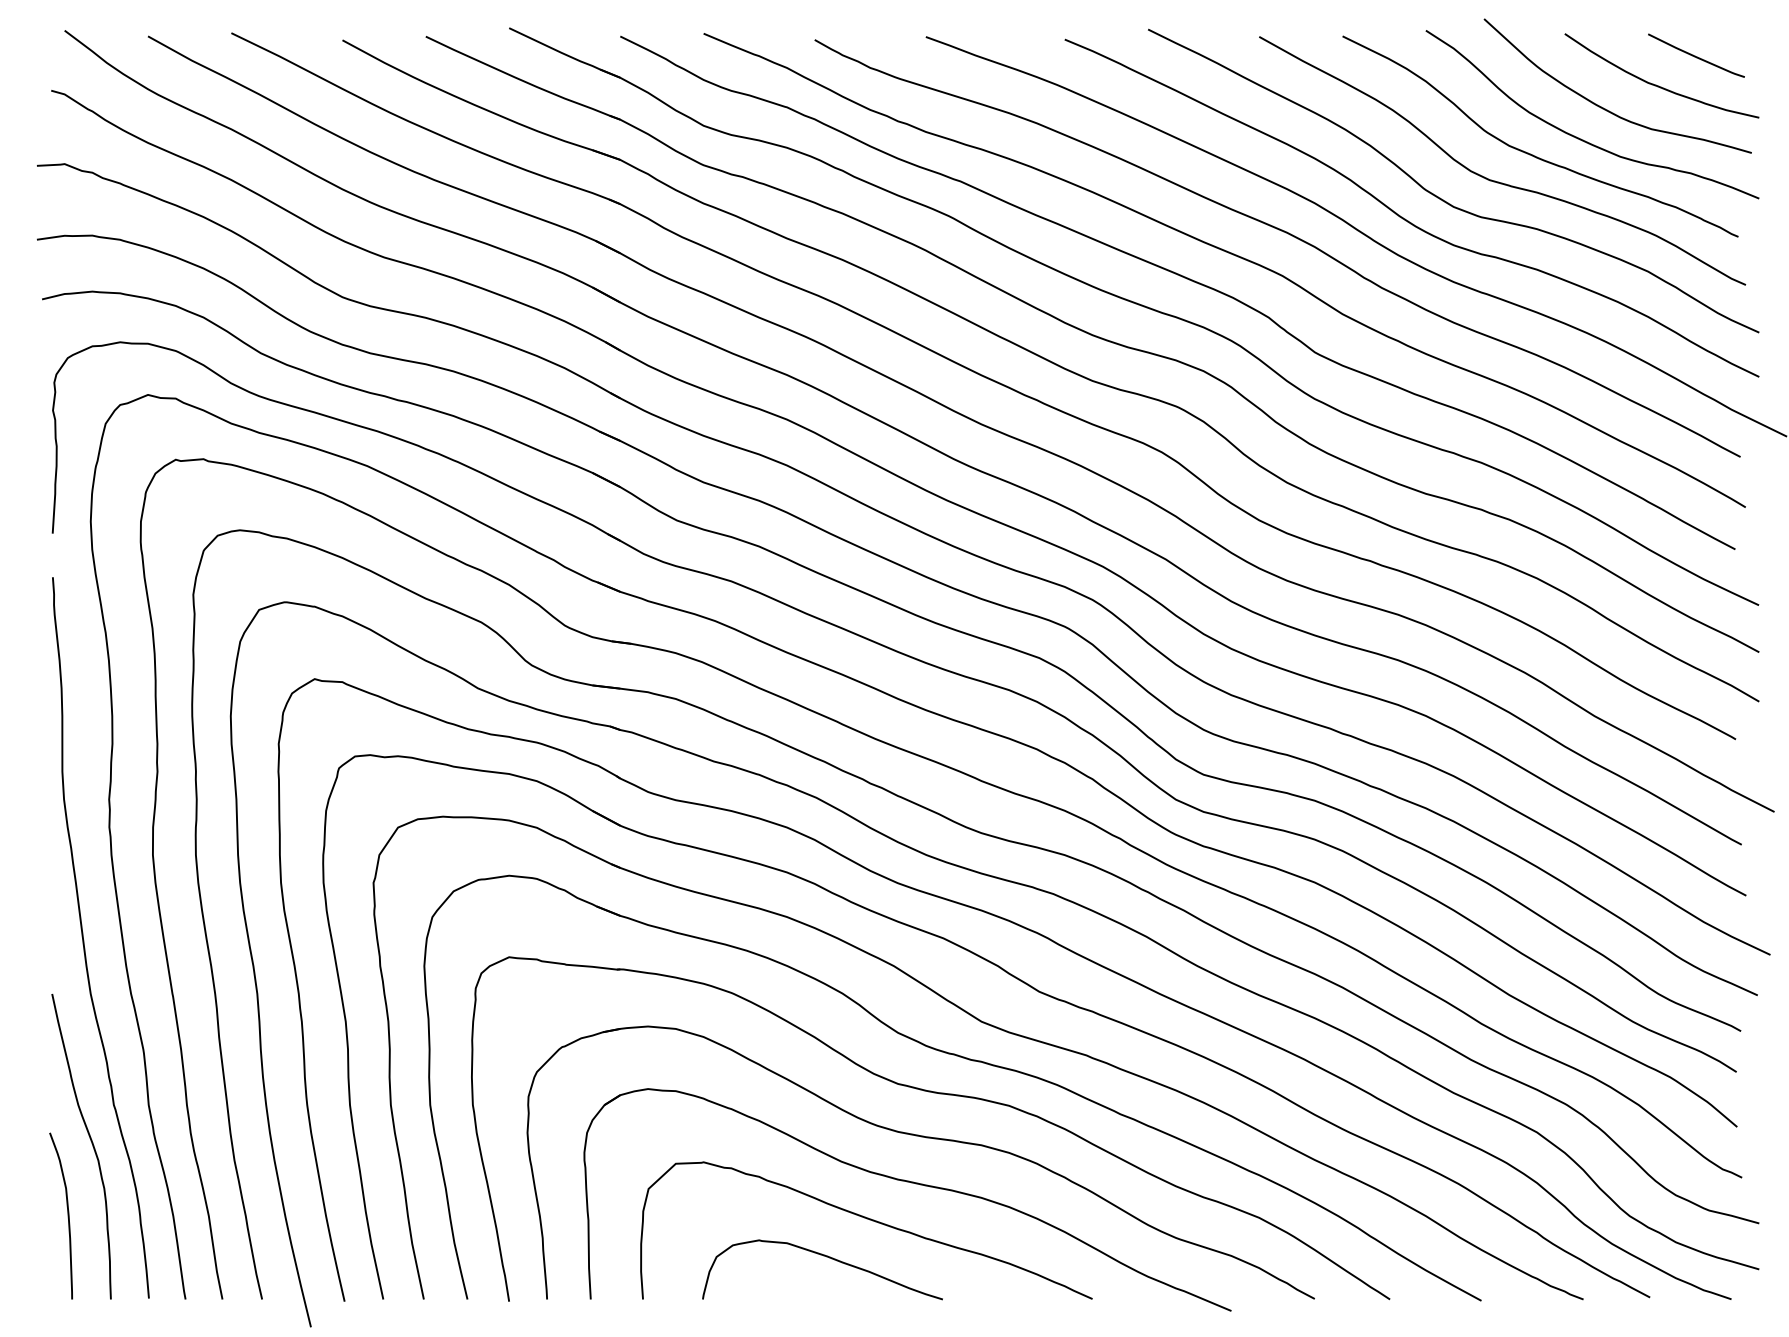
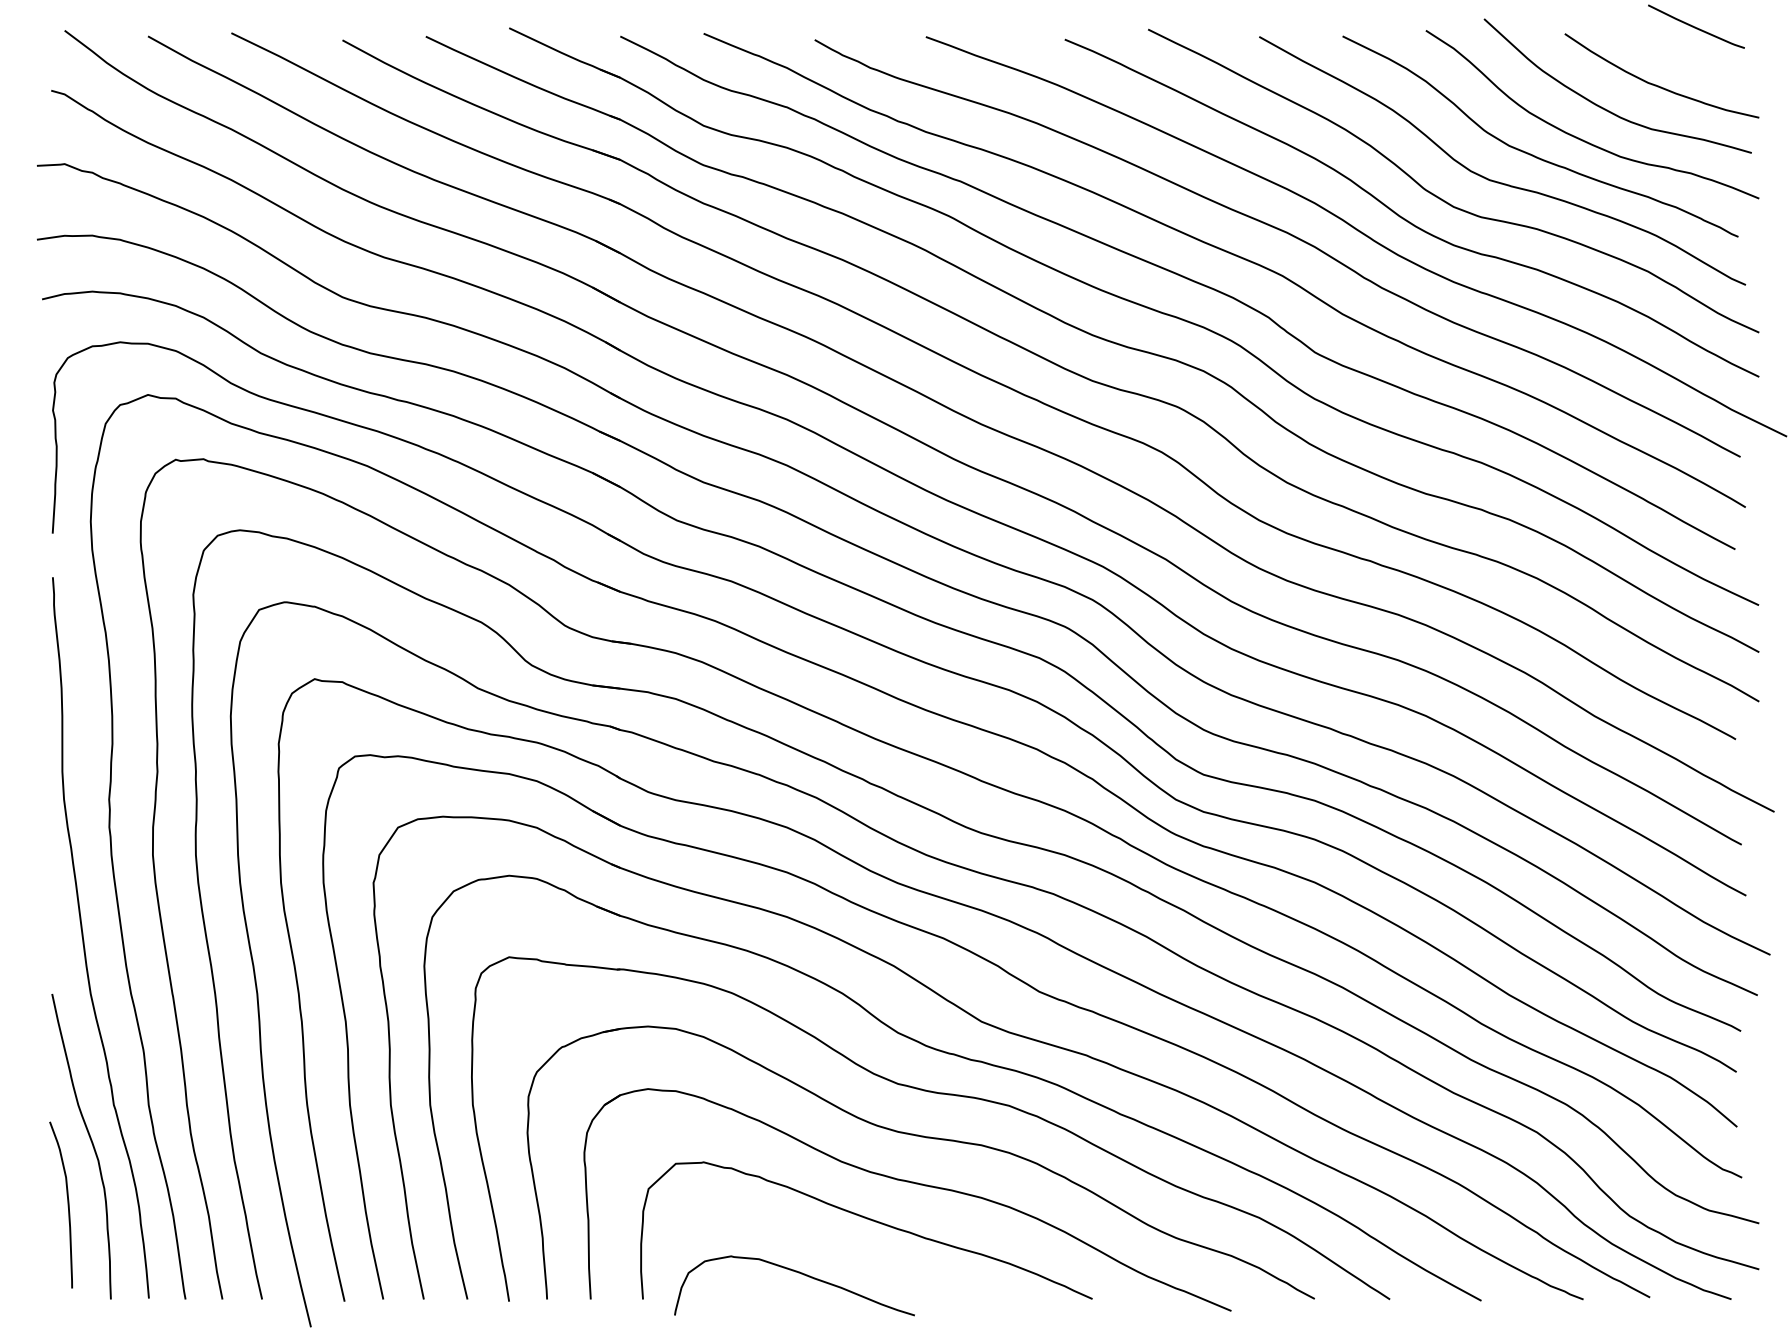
curve position: (1695, 55) -> (1695, 26) (1695, 26)
curve position: (67, 1215) -> (67, 1204) (67, 1204)
curve position: (826, 1257) -> (798, 1273) (798, 1273)
